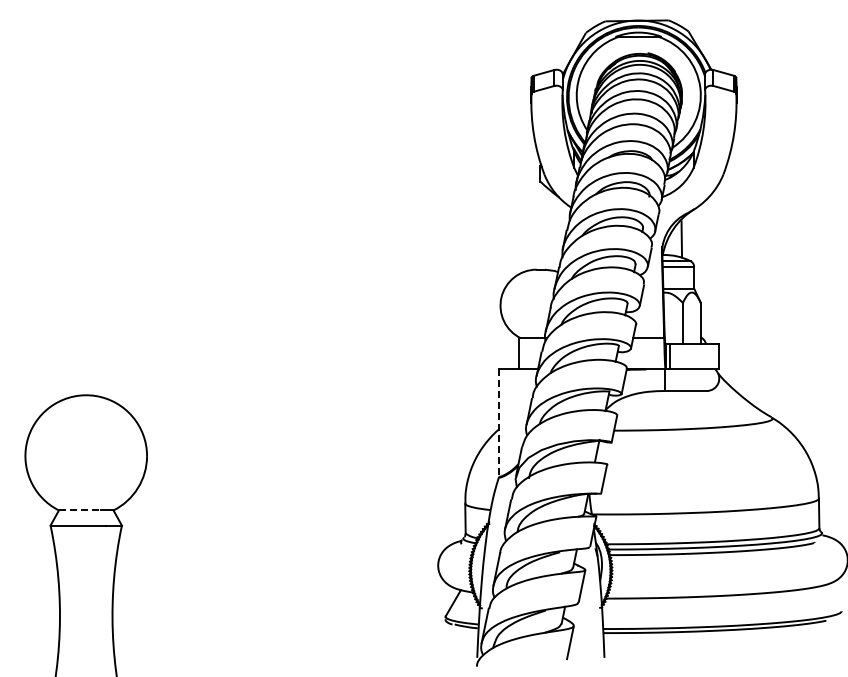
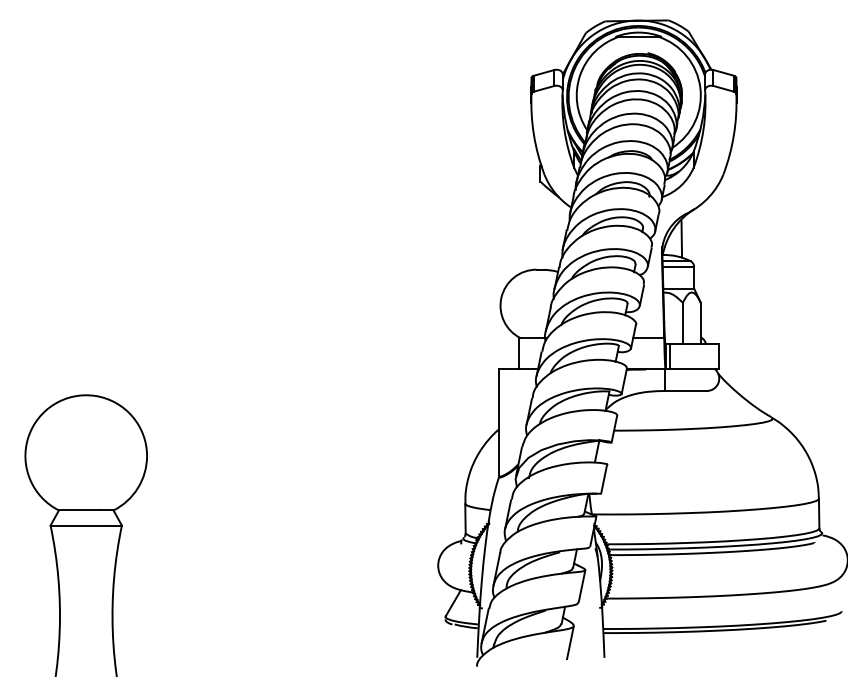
line: dashed -> solid (498, 423)
line: dashed -> solid (80, 510)
